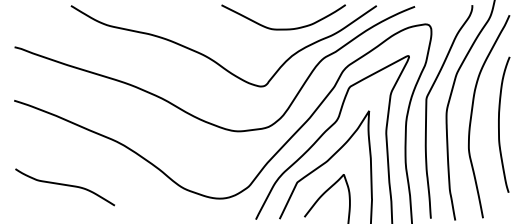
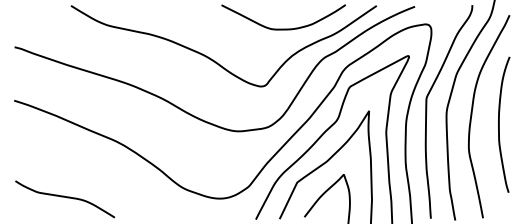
curve position: (64, 185) -> (64, 197) (64, 197)
